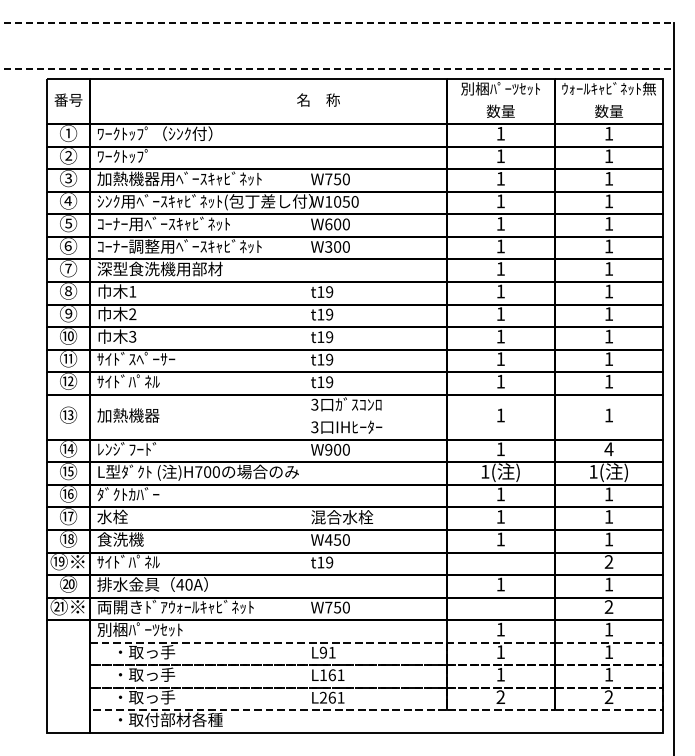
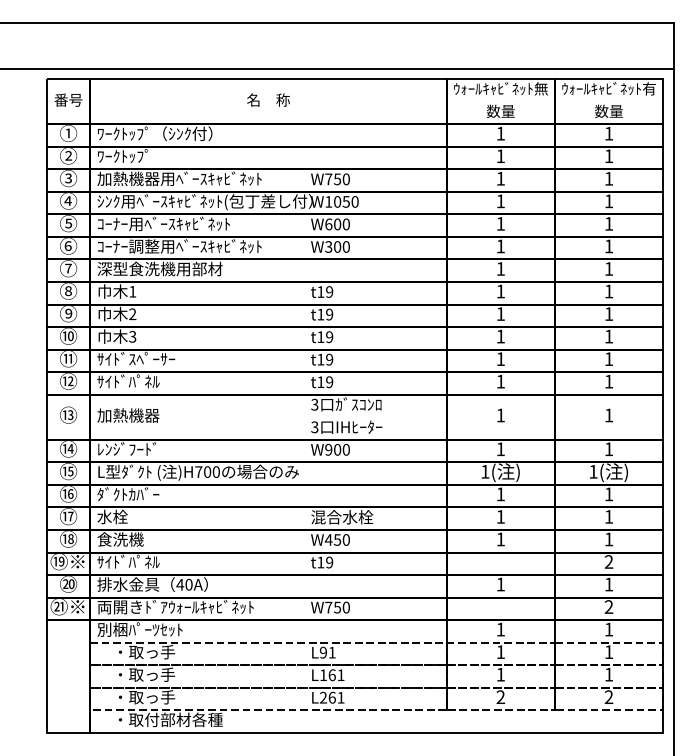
line: dashed -> solid (337, 22)
line: dashed -> solid (337, 68)
text: 別梱ﾊﾟｰﾂｾｯﾄ -> ｳｫｰﾙｷｬﾋﾞﾈｯﾄ無 (500, 88)
text: ｳｫｰﾙｷｬﾋﾞﾈｯﾄ無 -> ｳｫｰﾙｷｬﾋﾞﾈｯﾄ有 (649, 88)
text position: (318, 99) -> (268, 99) (268, 99)
text: 4 -> 1 (608, 449)
